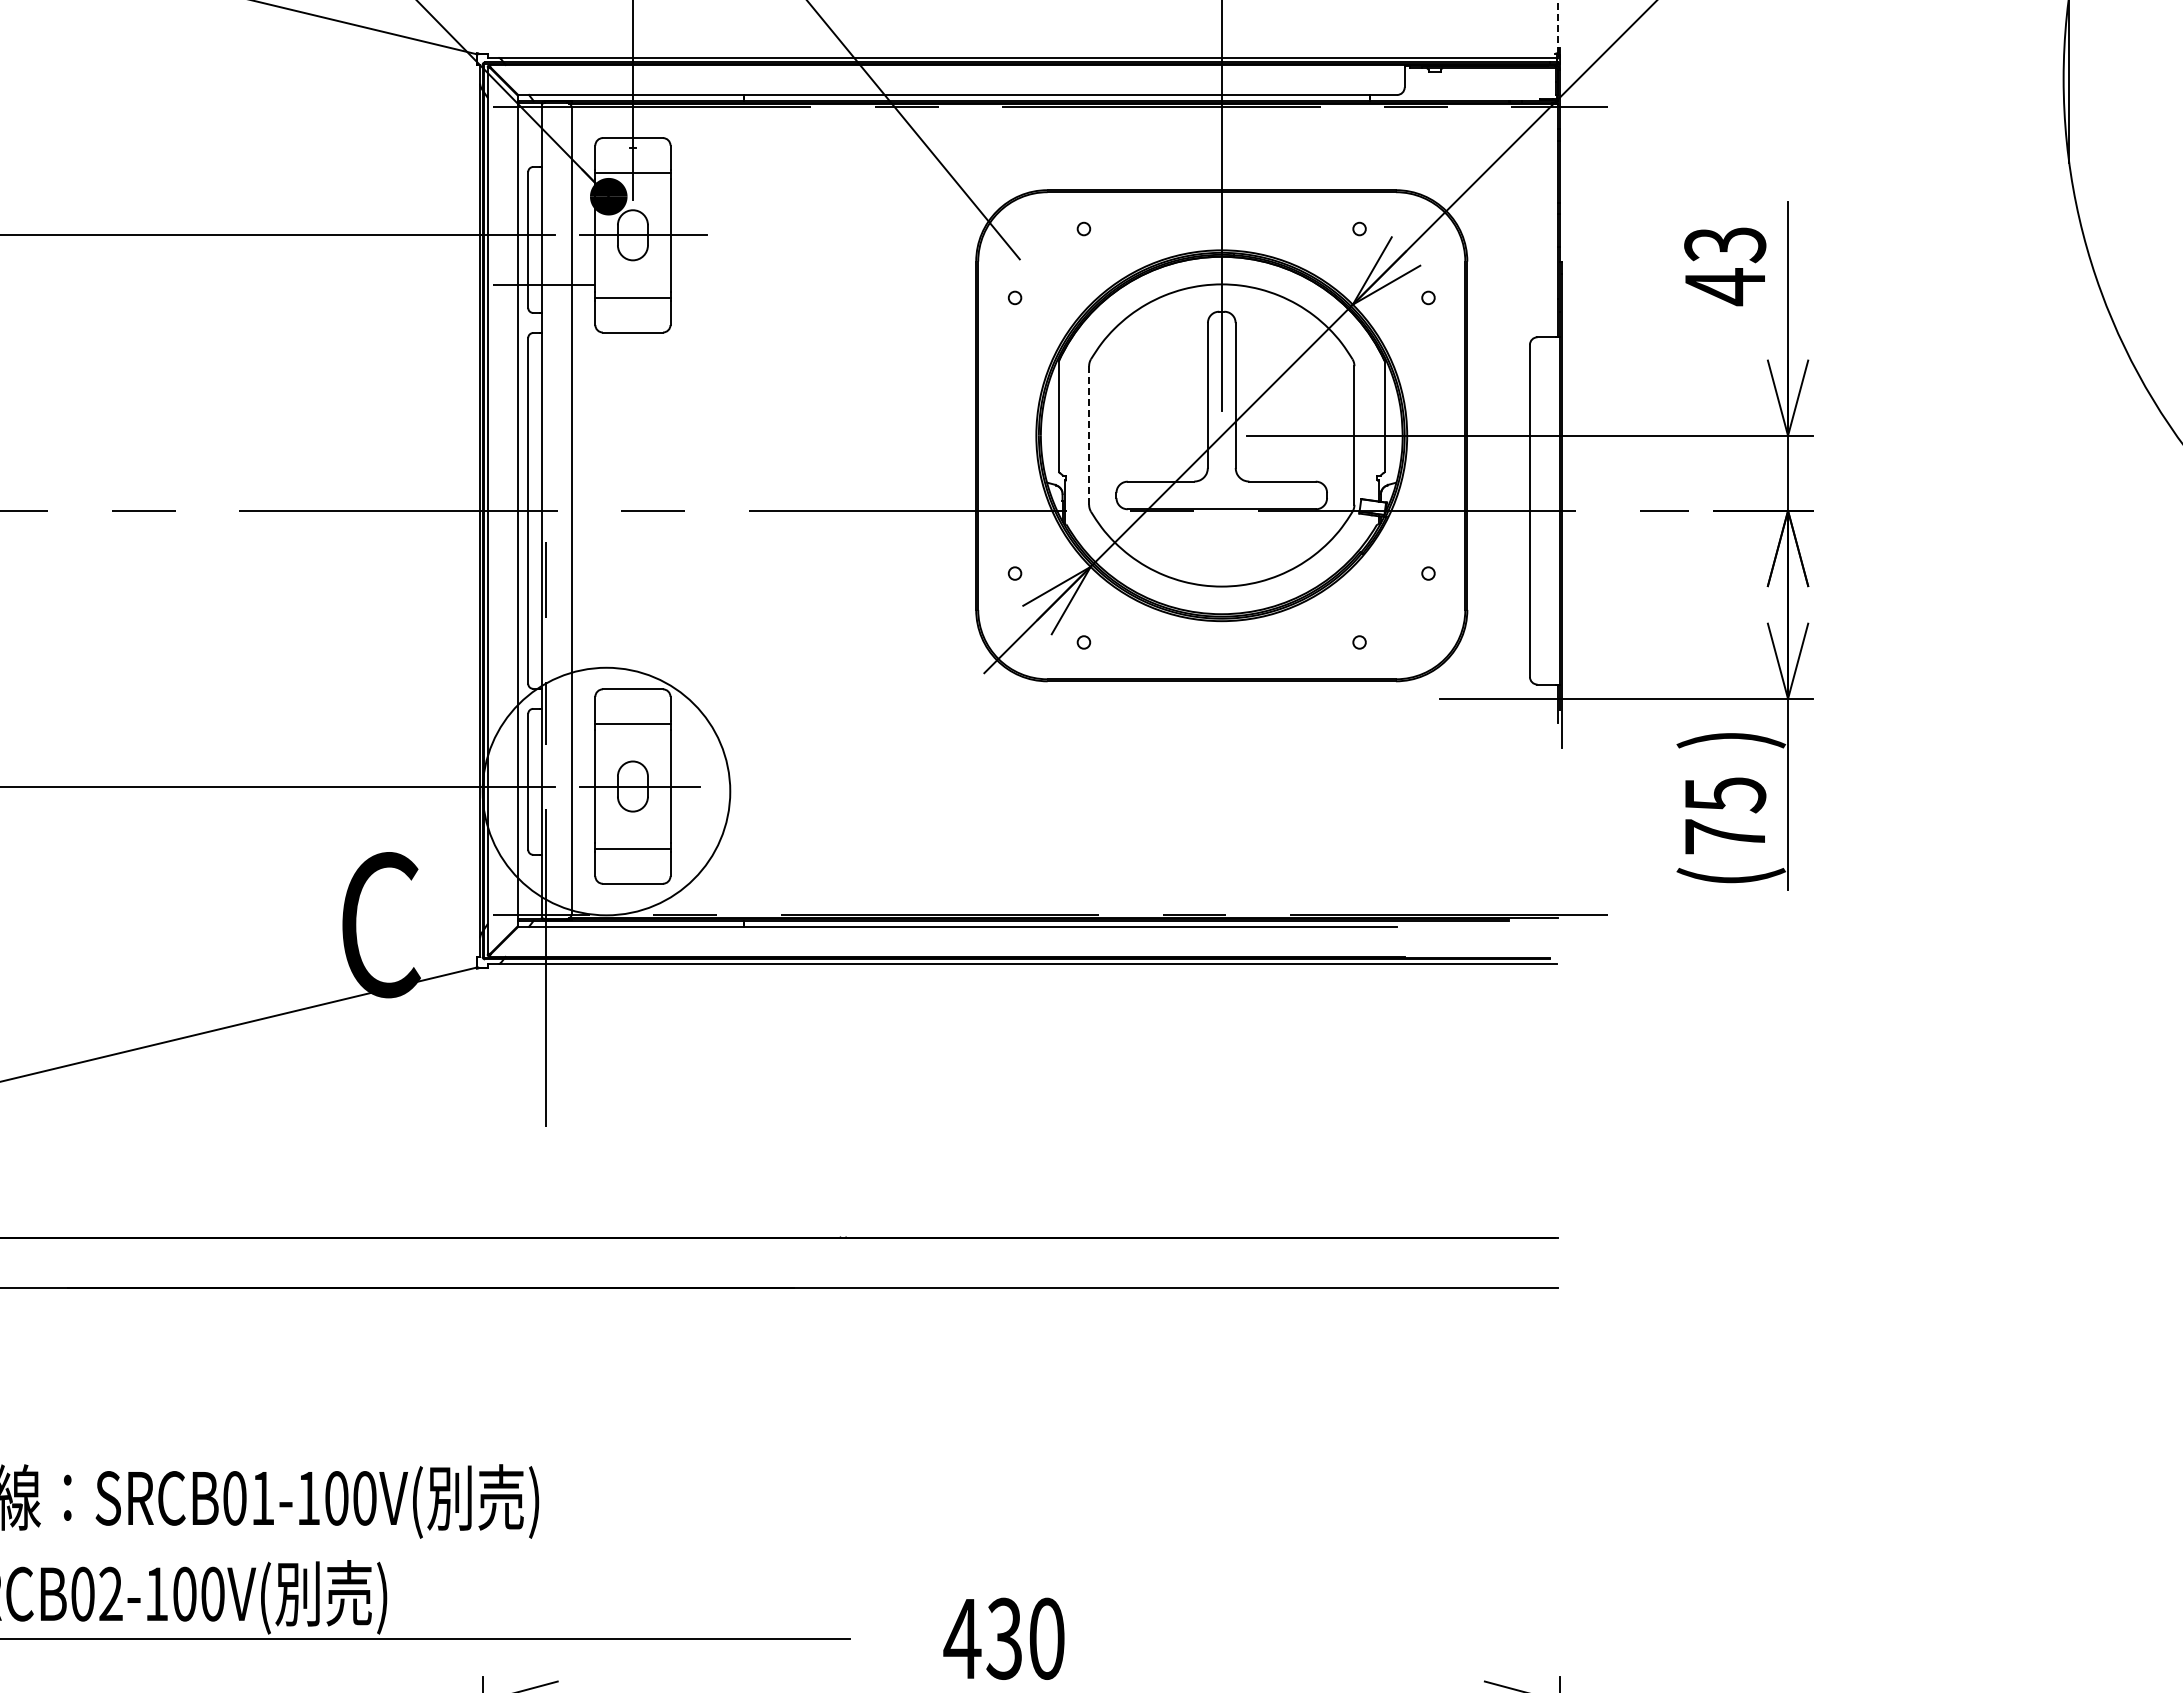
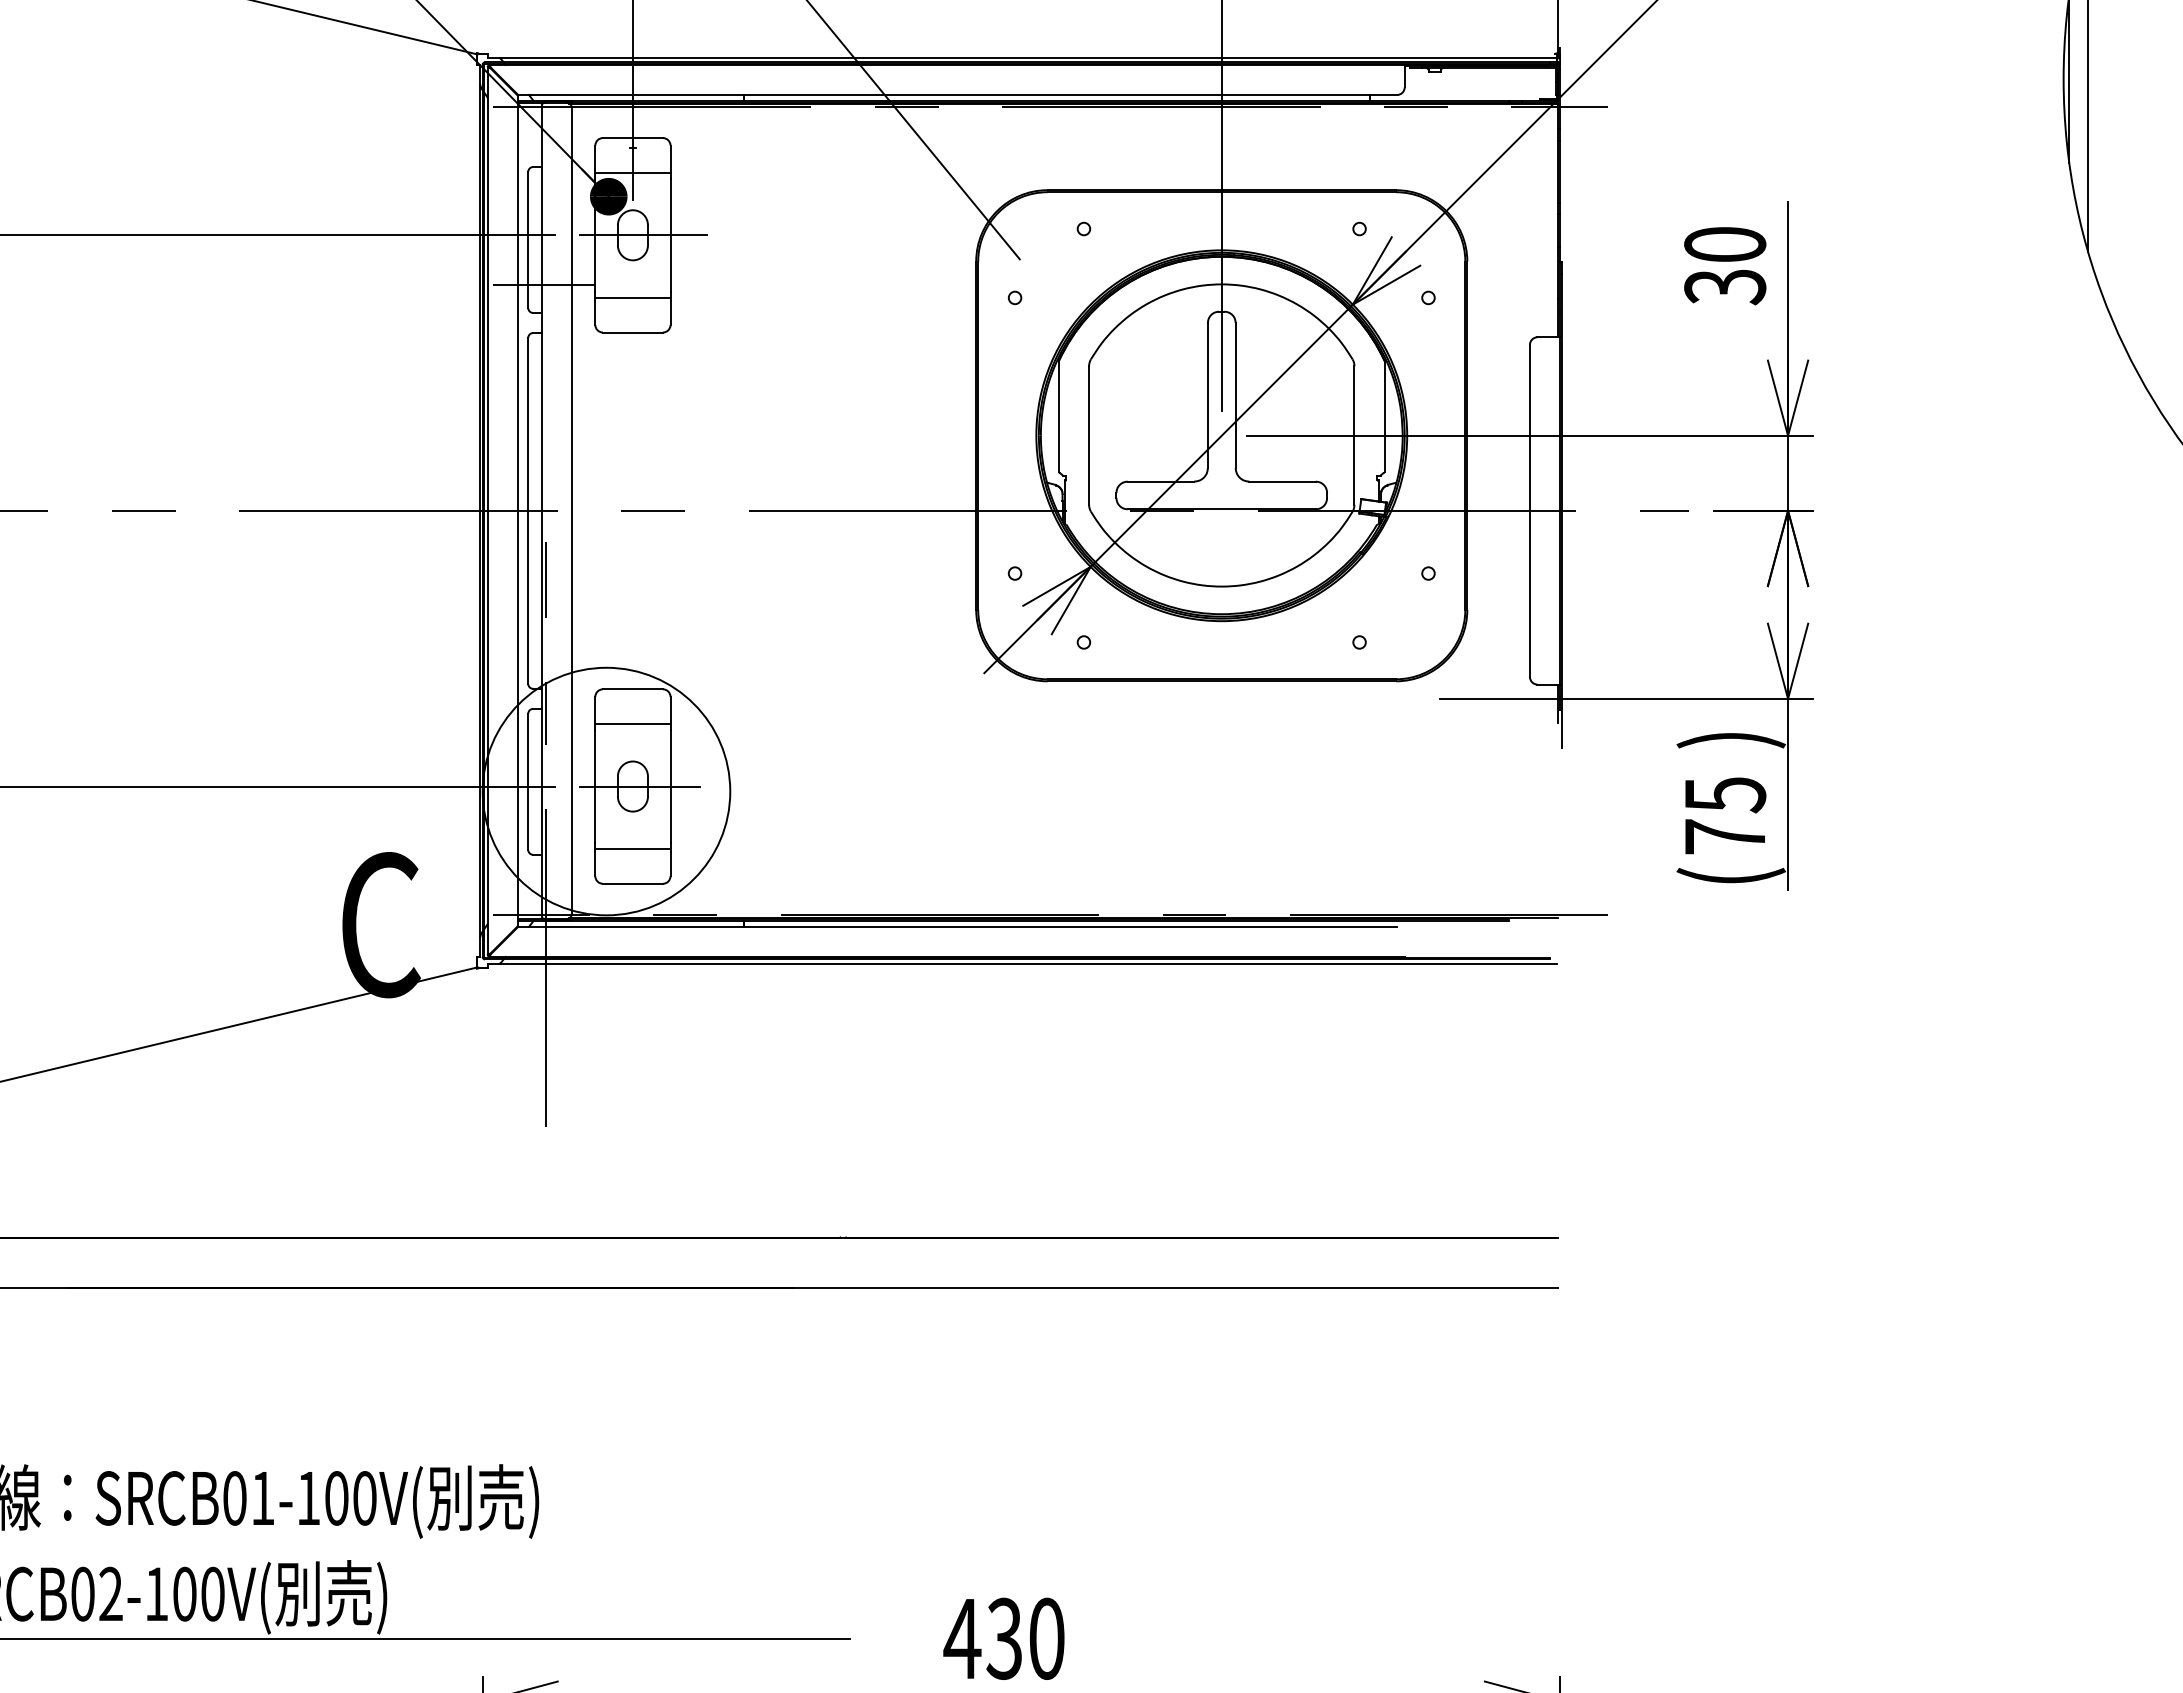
line: dashed -> solid (1558, 26)
line: none -> present (2088, 126)
text: 43 -> 30 (1725, 266)
line: dashed -> solid (1089, 435)
